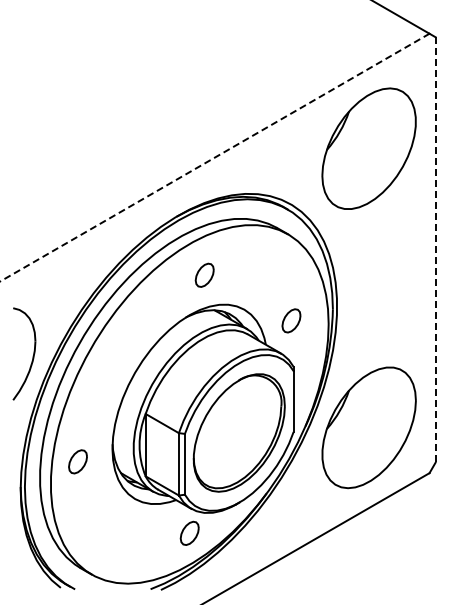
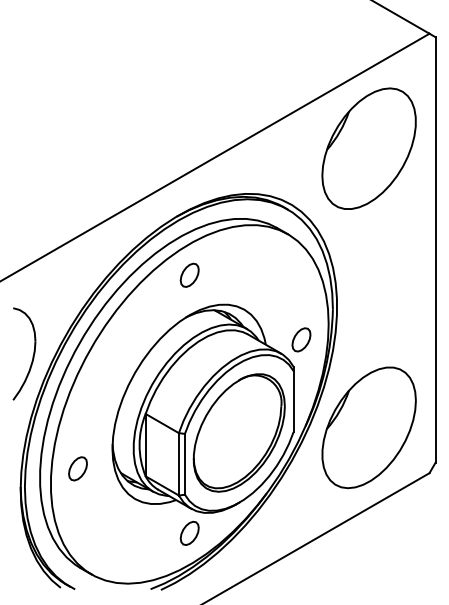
line: dashed -> solid (214, 157)
line: dashed -> solid (435, 249)
part position: (204, 274) -> (189, 274) (189, 274)
part position: (291, 320) -> (301, 339) (301, 339)
part position: (77, 461) -> (77, 468) (77, 468)
